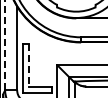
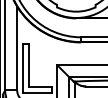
line: dashed -> solid (5, 45)
line: dashed -> solid (29, 65)
